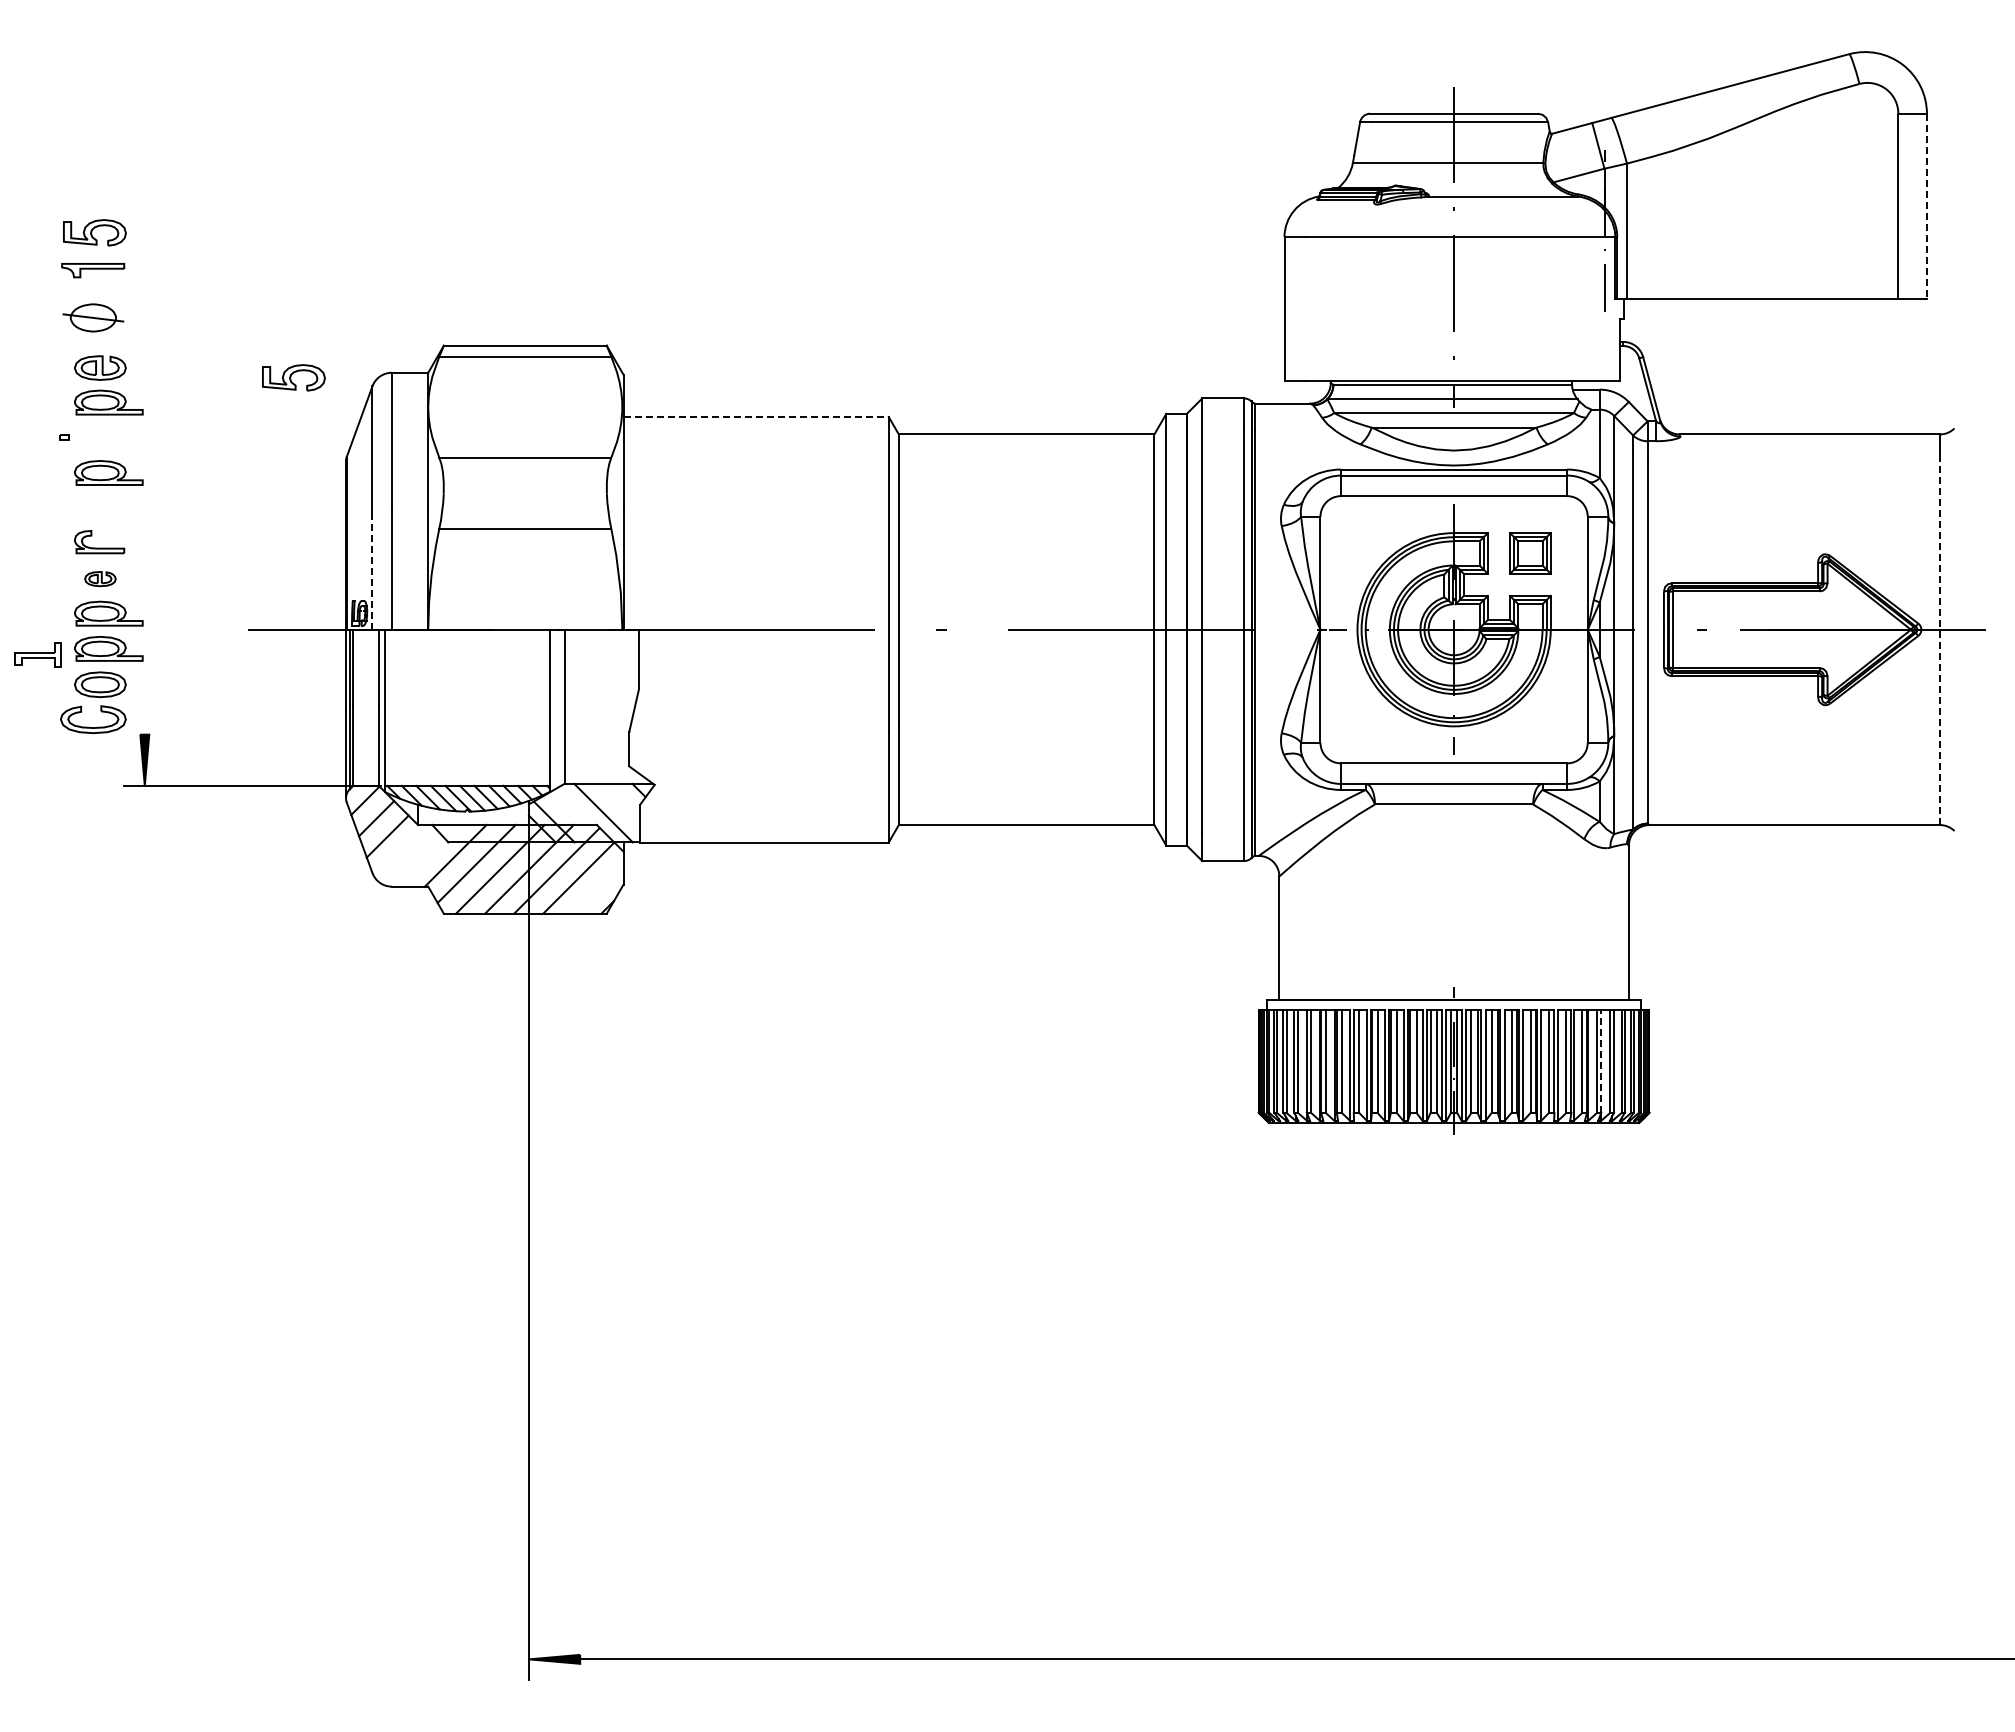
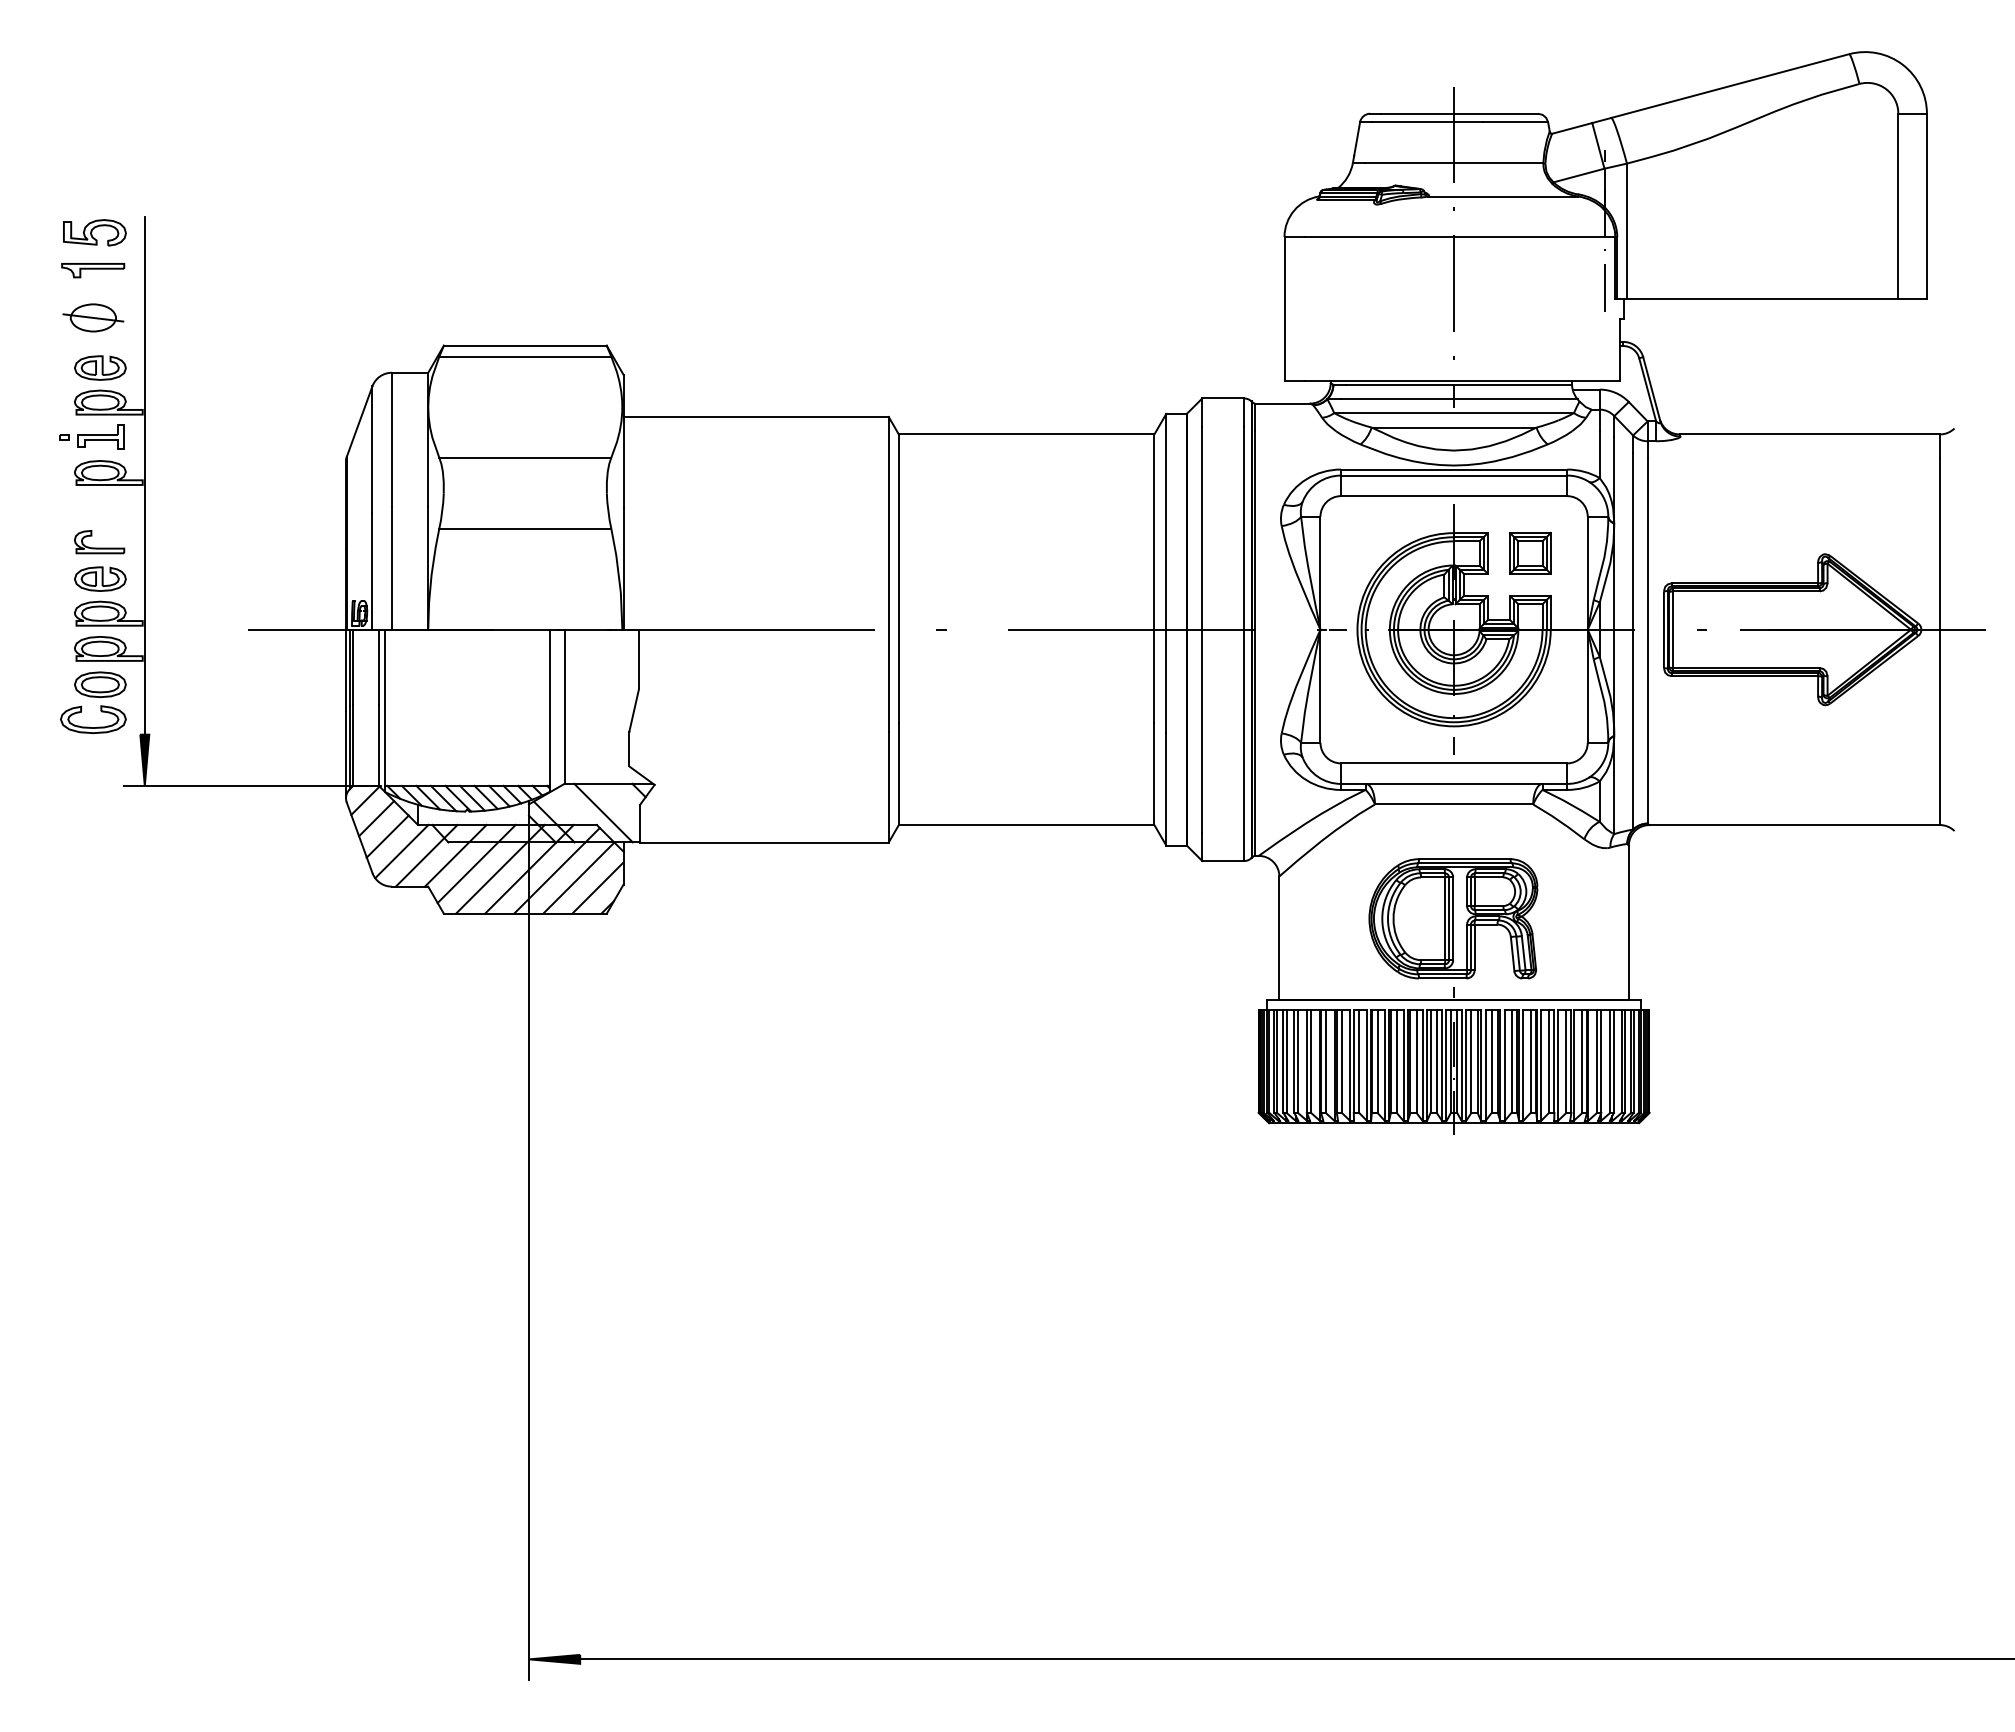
line: dashed -> solid (1926, 206)
part: present -> none (293, 377)
line: dashed -> solid (756, 416)
line: none -> present (144, 475)
line: dashed -> solid (372, 571)
part size: 33x17 px -> 53x26 px (100, 578)
line: dashed -> solid (1940, 641)
part position: (37, 654) -> (100, 436) (100, 436)
line: none -> present (401, 851)
line: none -> present (426, 855)
line: none -> present (597, 887)
part: none -> present (1453, 918)
line: dashed -> solid (1601, 1060)
